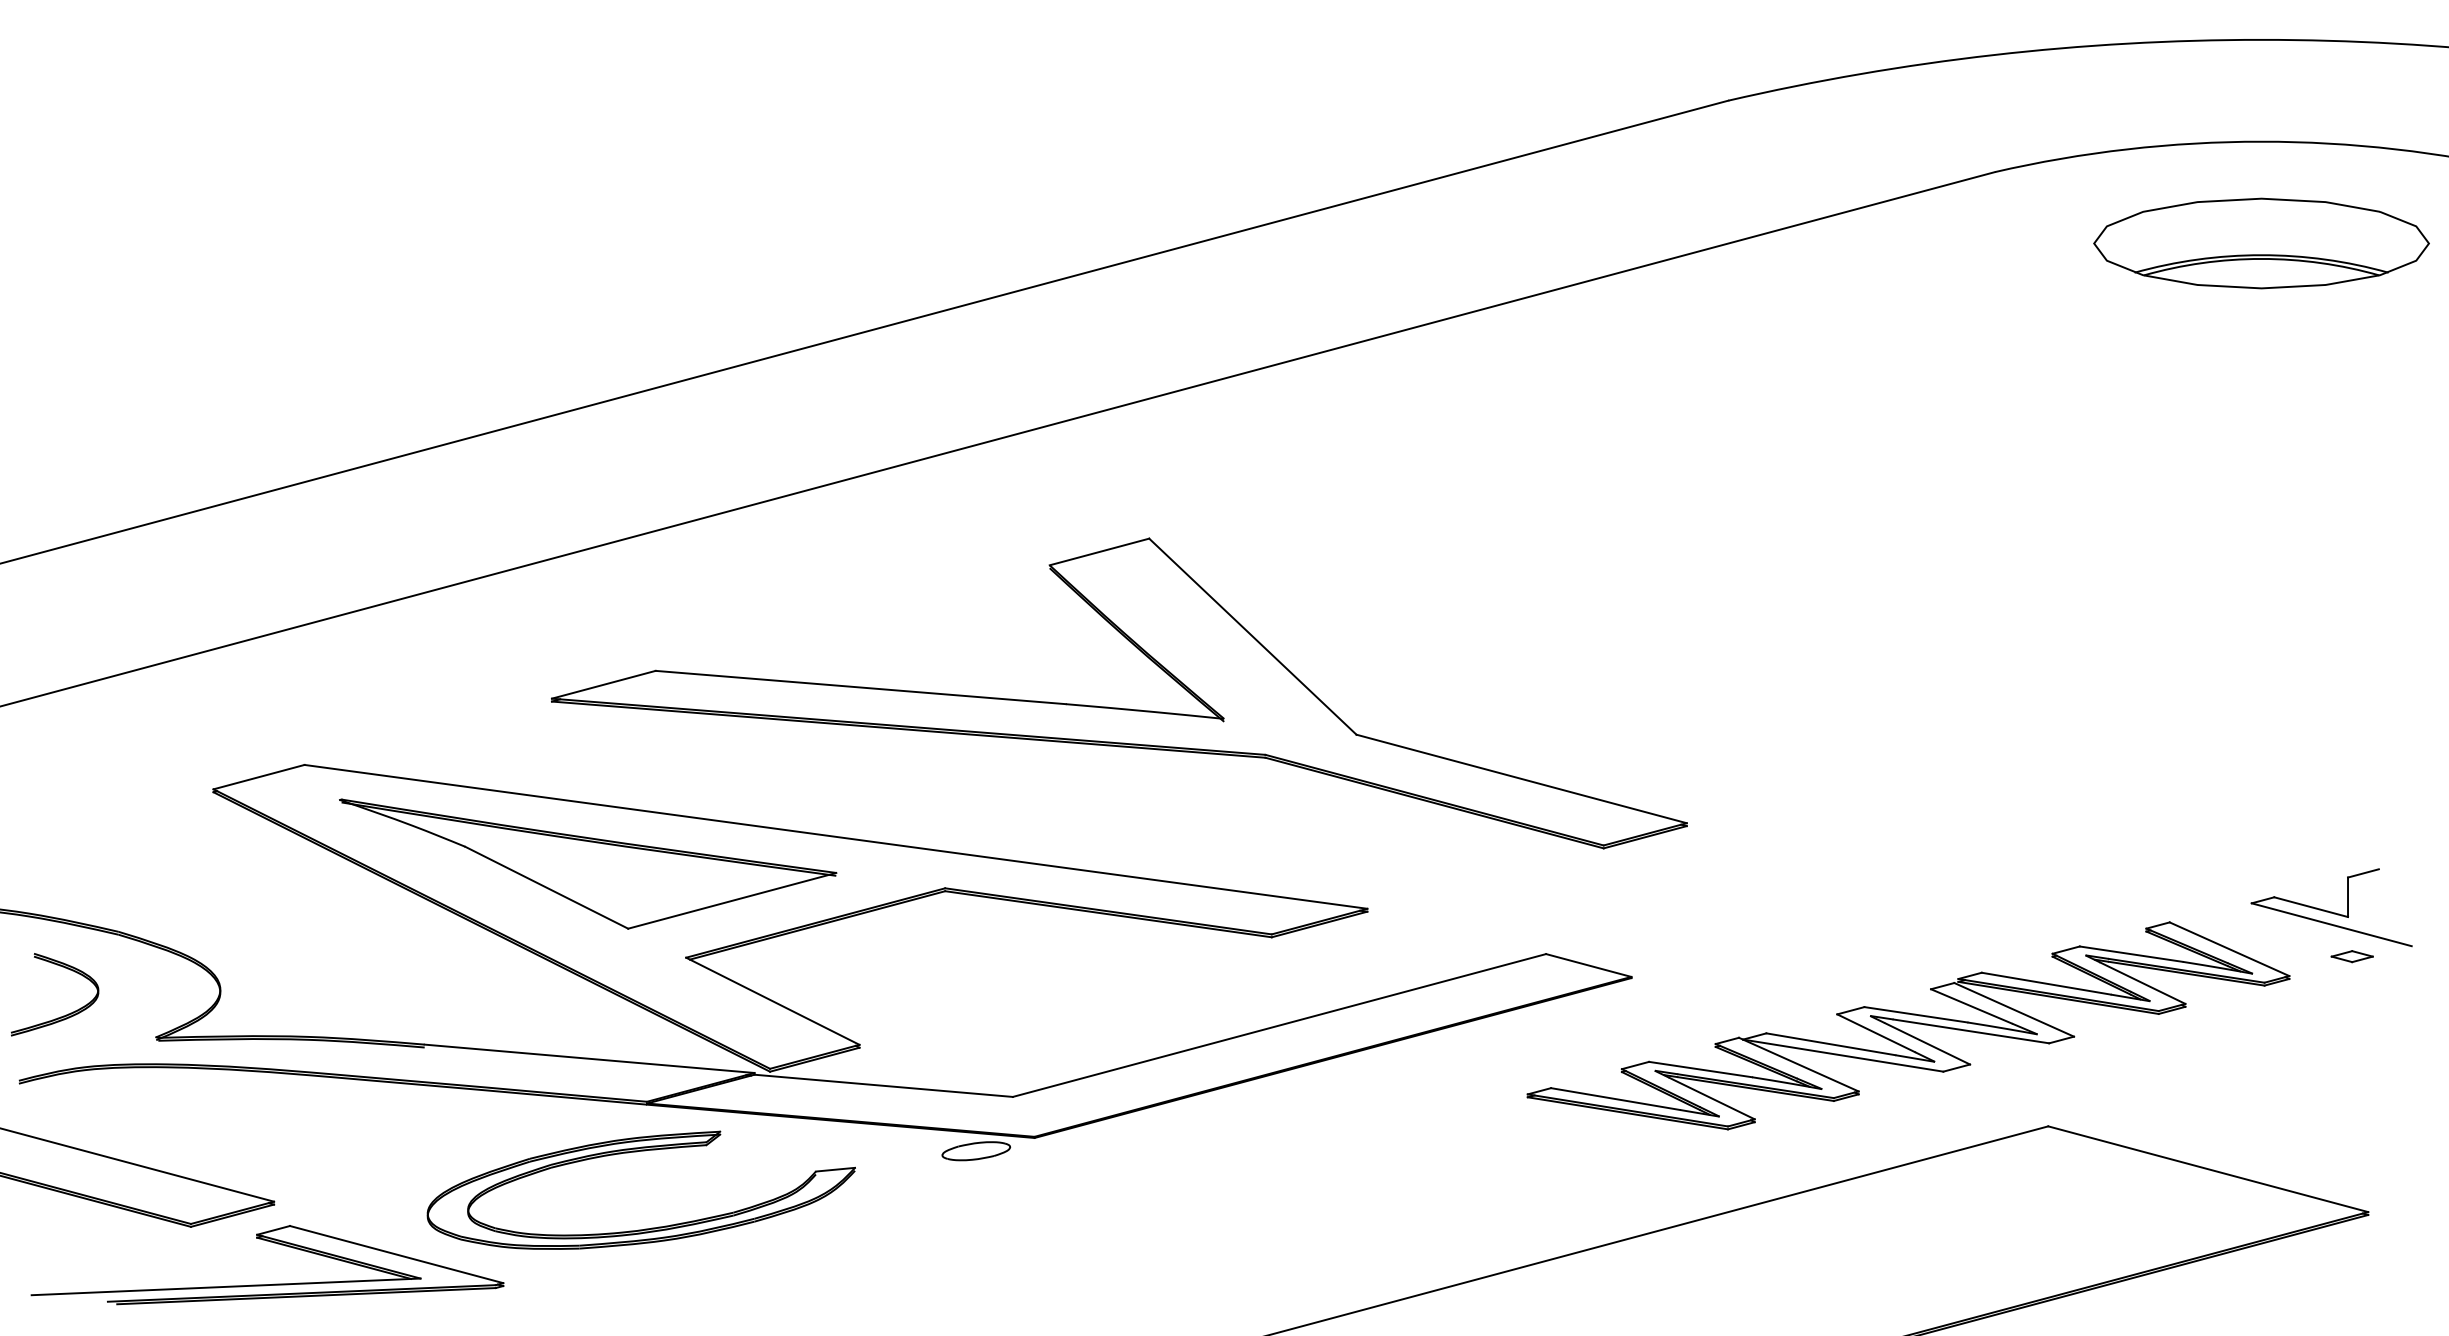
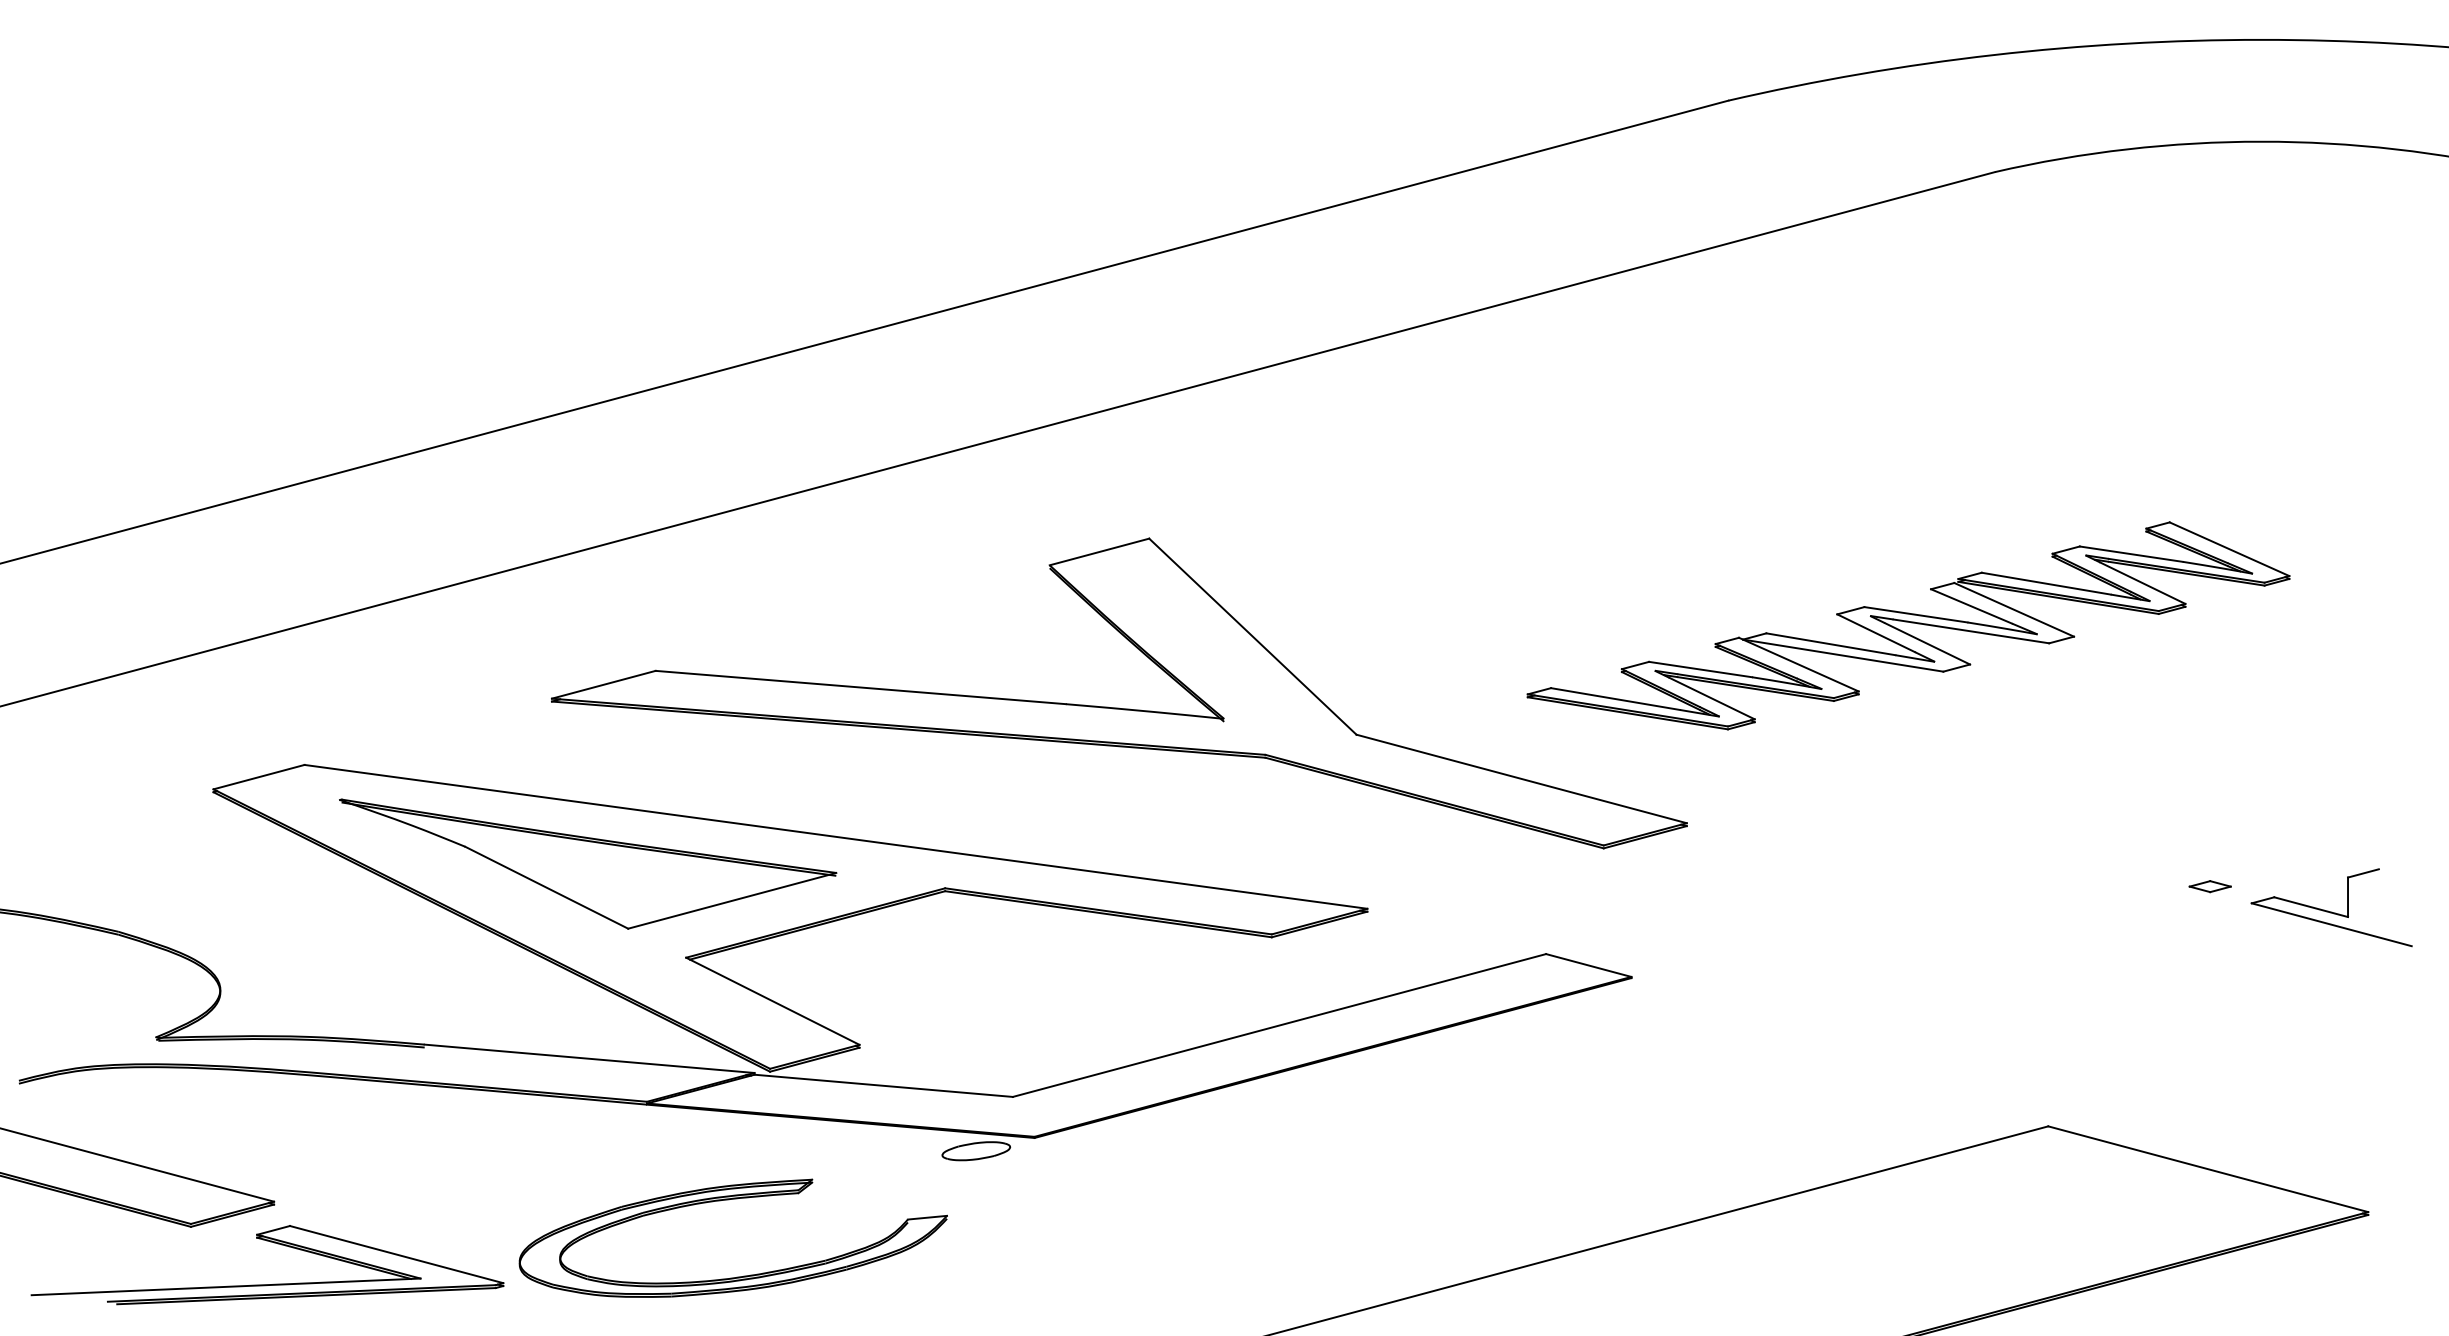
part: present -> none (2261, 243)
part position: (2351, 956) -> (2209, 886) (2209, 886)
part: present -> none (60, 1016)
part position: (1908, 1025) -> (1908, 625) (1908, 625)
part position: (637, 1152) -> (729, 1200) (729, 1200)
